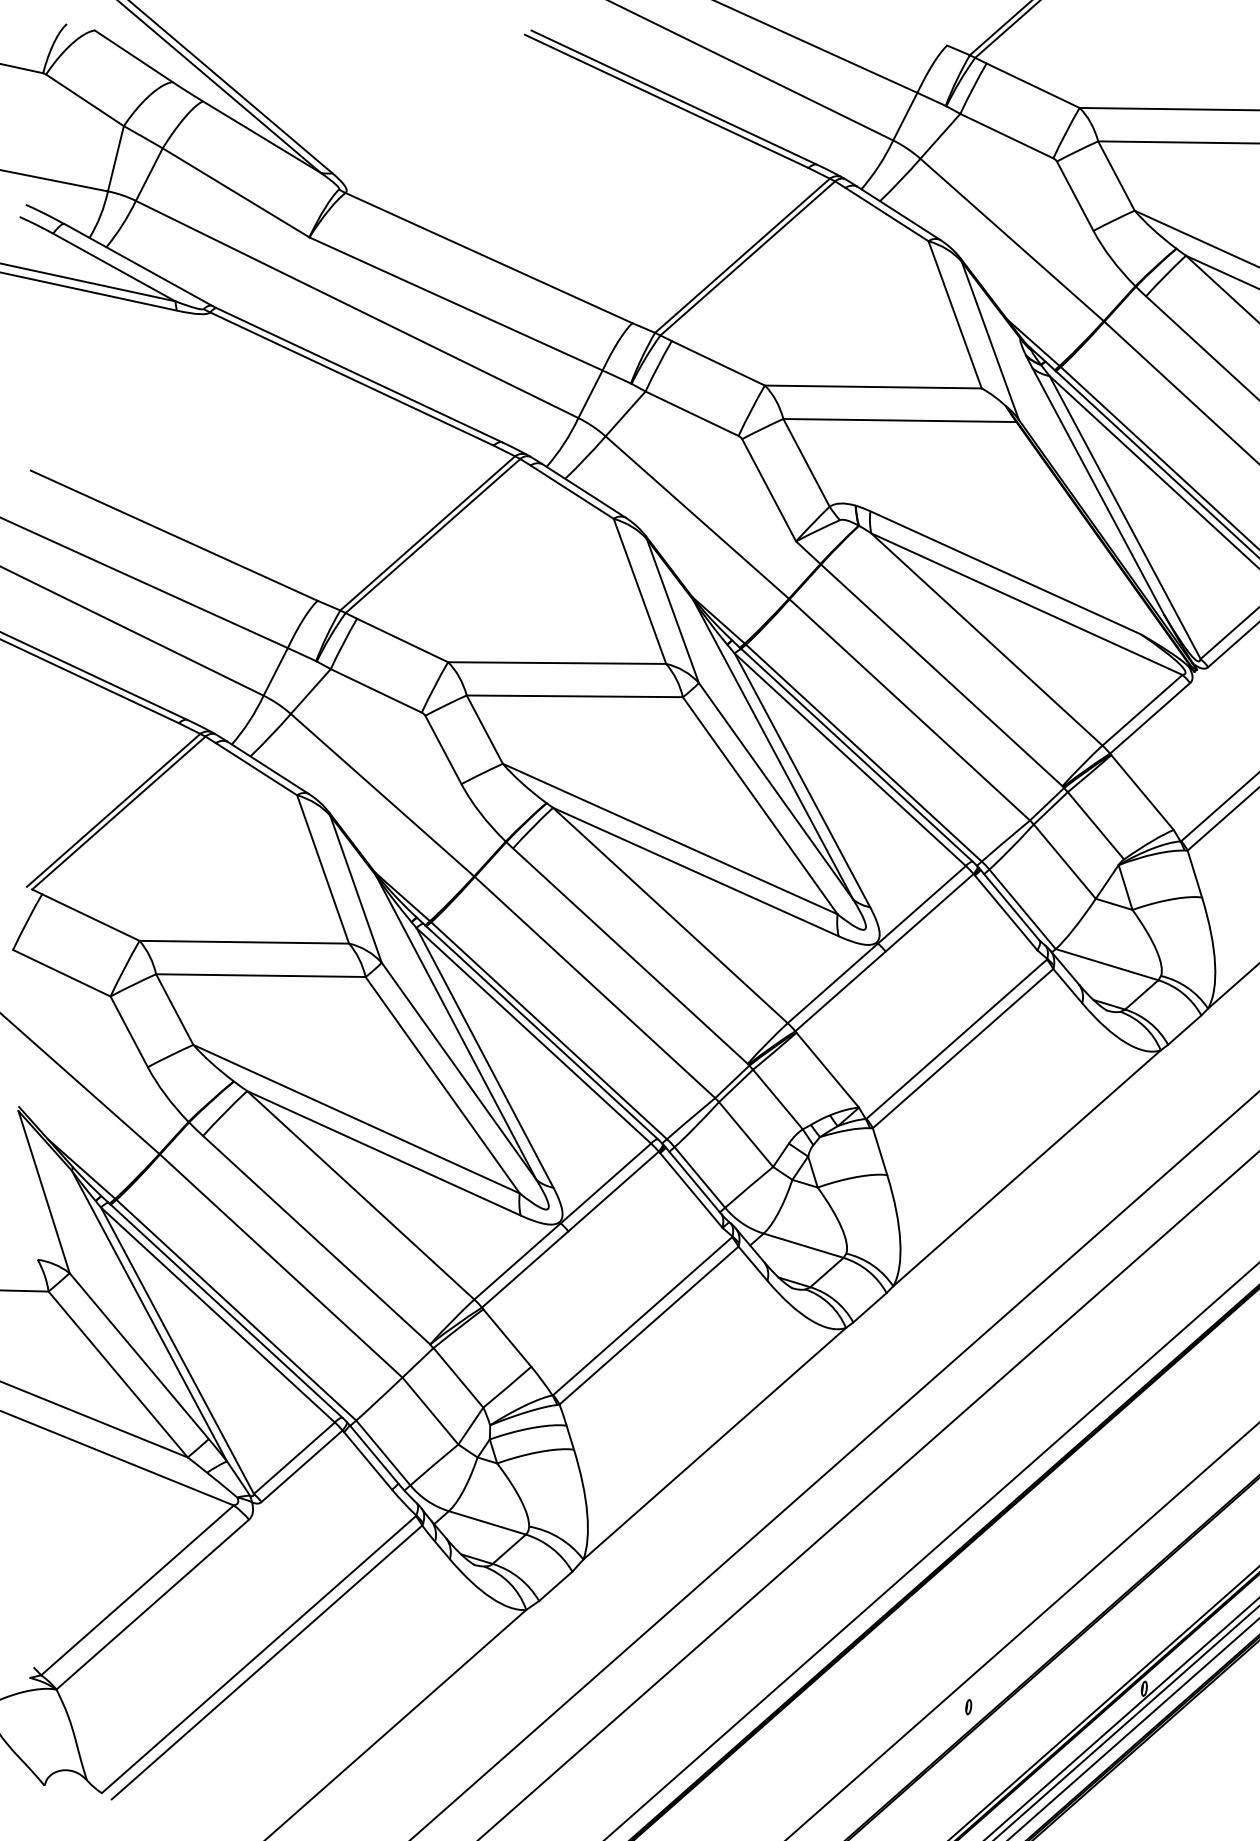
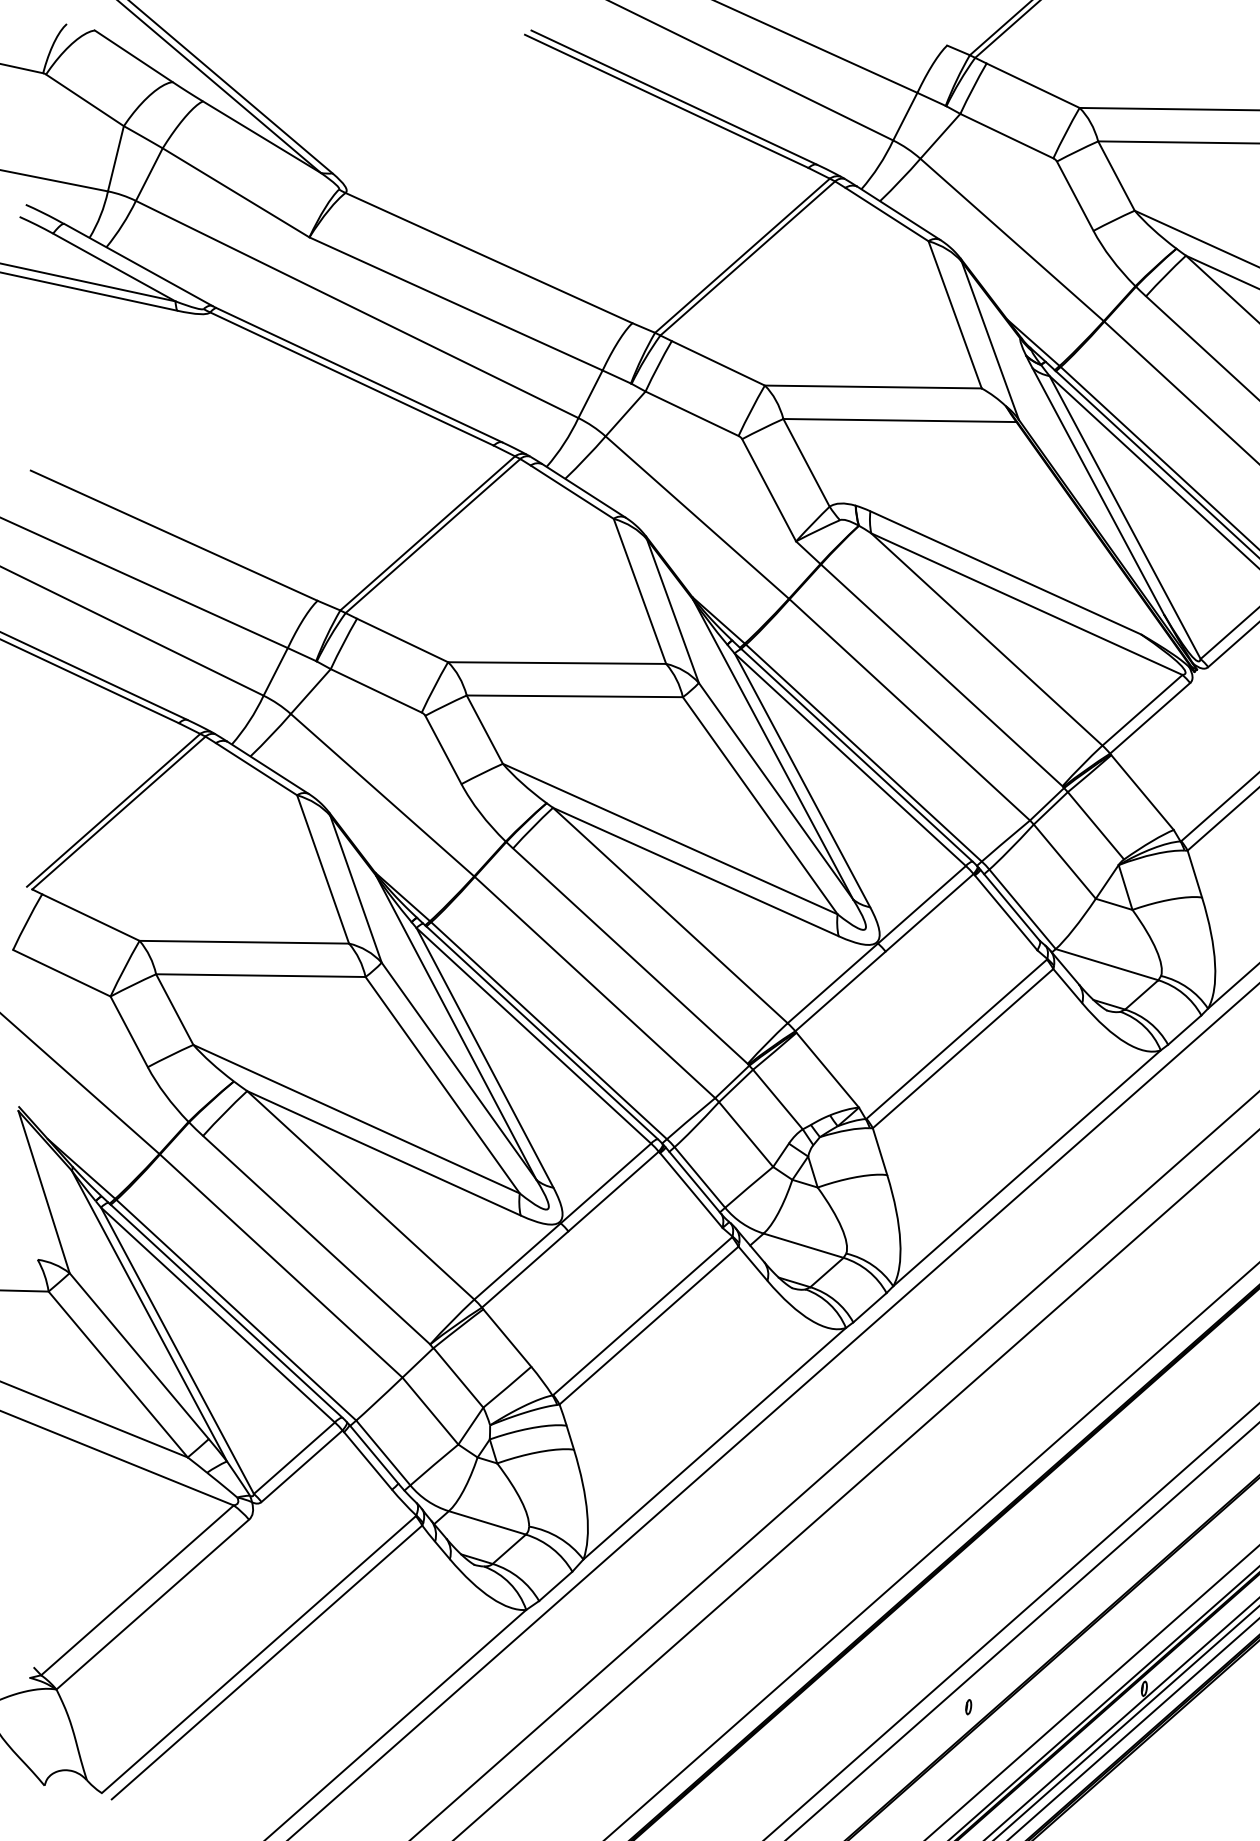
line: none -> present (773, 1411)
line position: (868, 1495) -> (856, 1484) (856, 1484)
line: none -> present (1011, 1621)
line: none -> present (1092, 1692)
